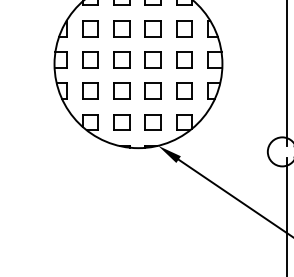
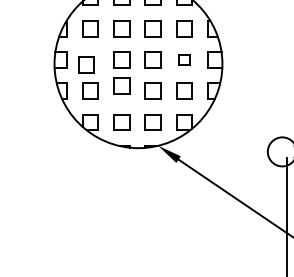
part position: (90, 59) -> (86, 64) (86, 64)
part size: 17x18 px -> 13x12 px (184, 59)
line: present -> none (287, 74)
part position: (121, 90) -> (121, 85) (121, 85)
